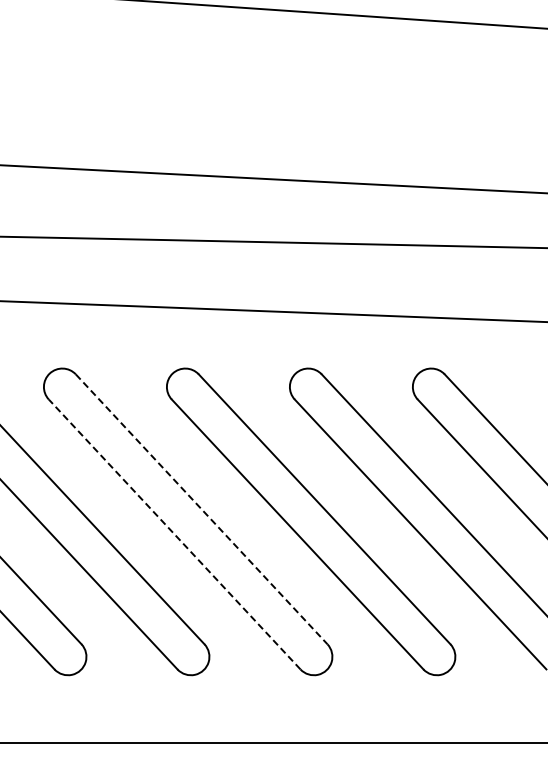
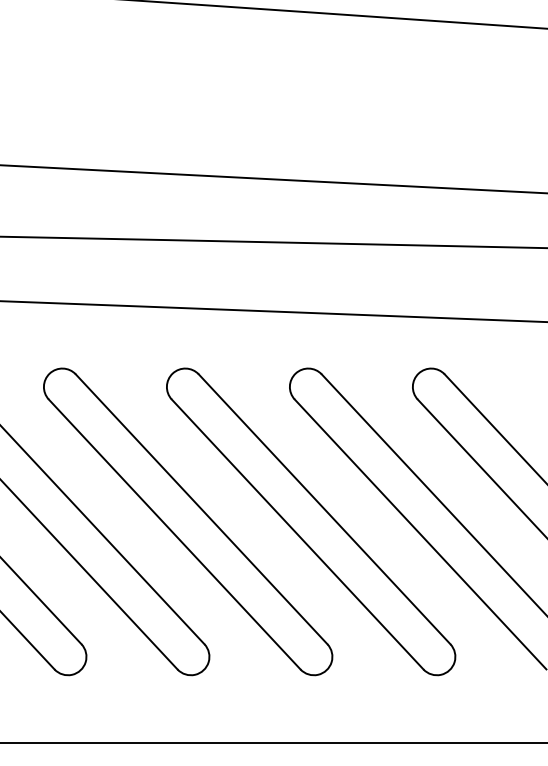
line: dashed -> solid (202, 509)
line: dashed -> solid (174, 534)
